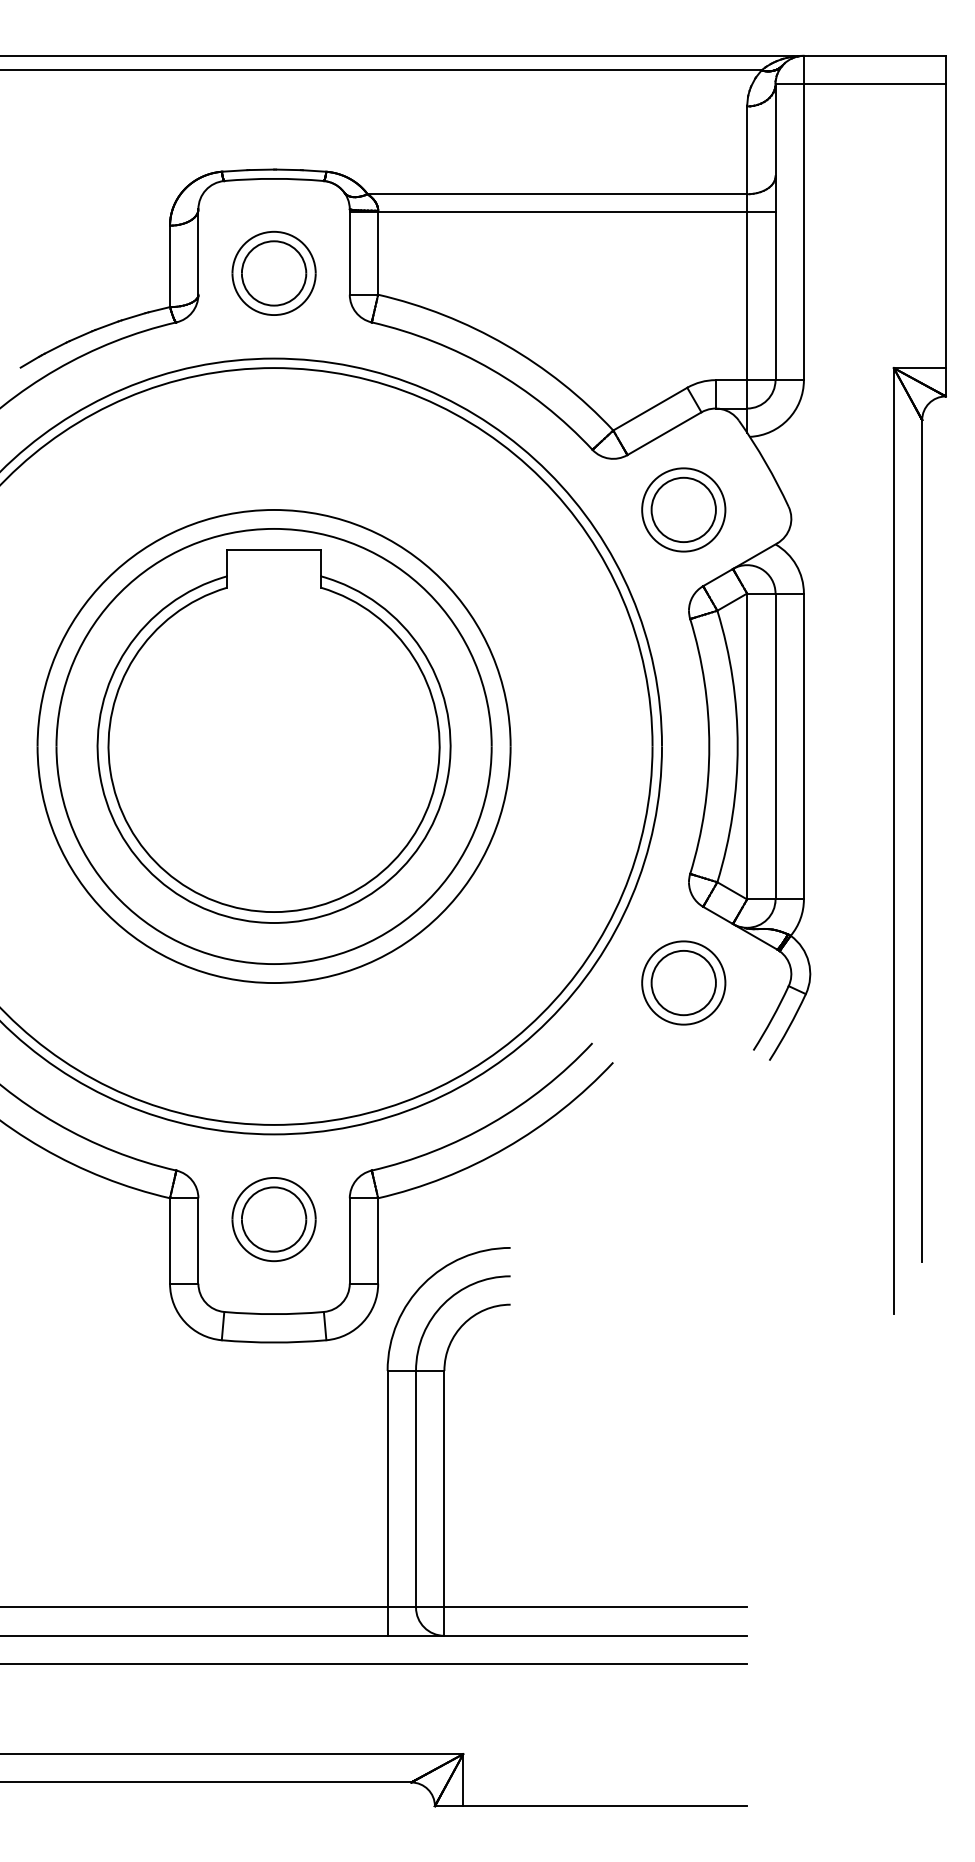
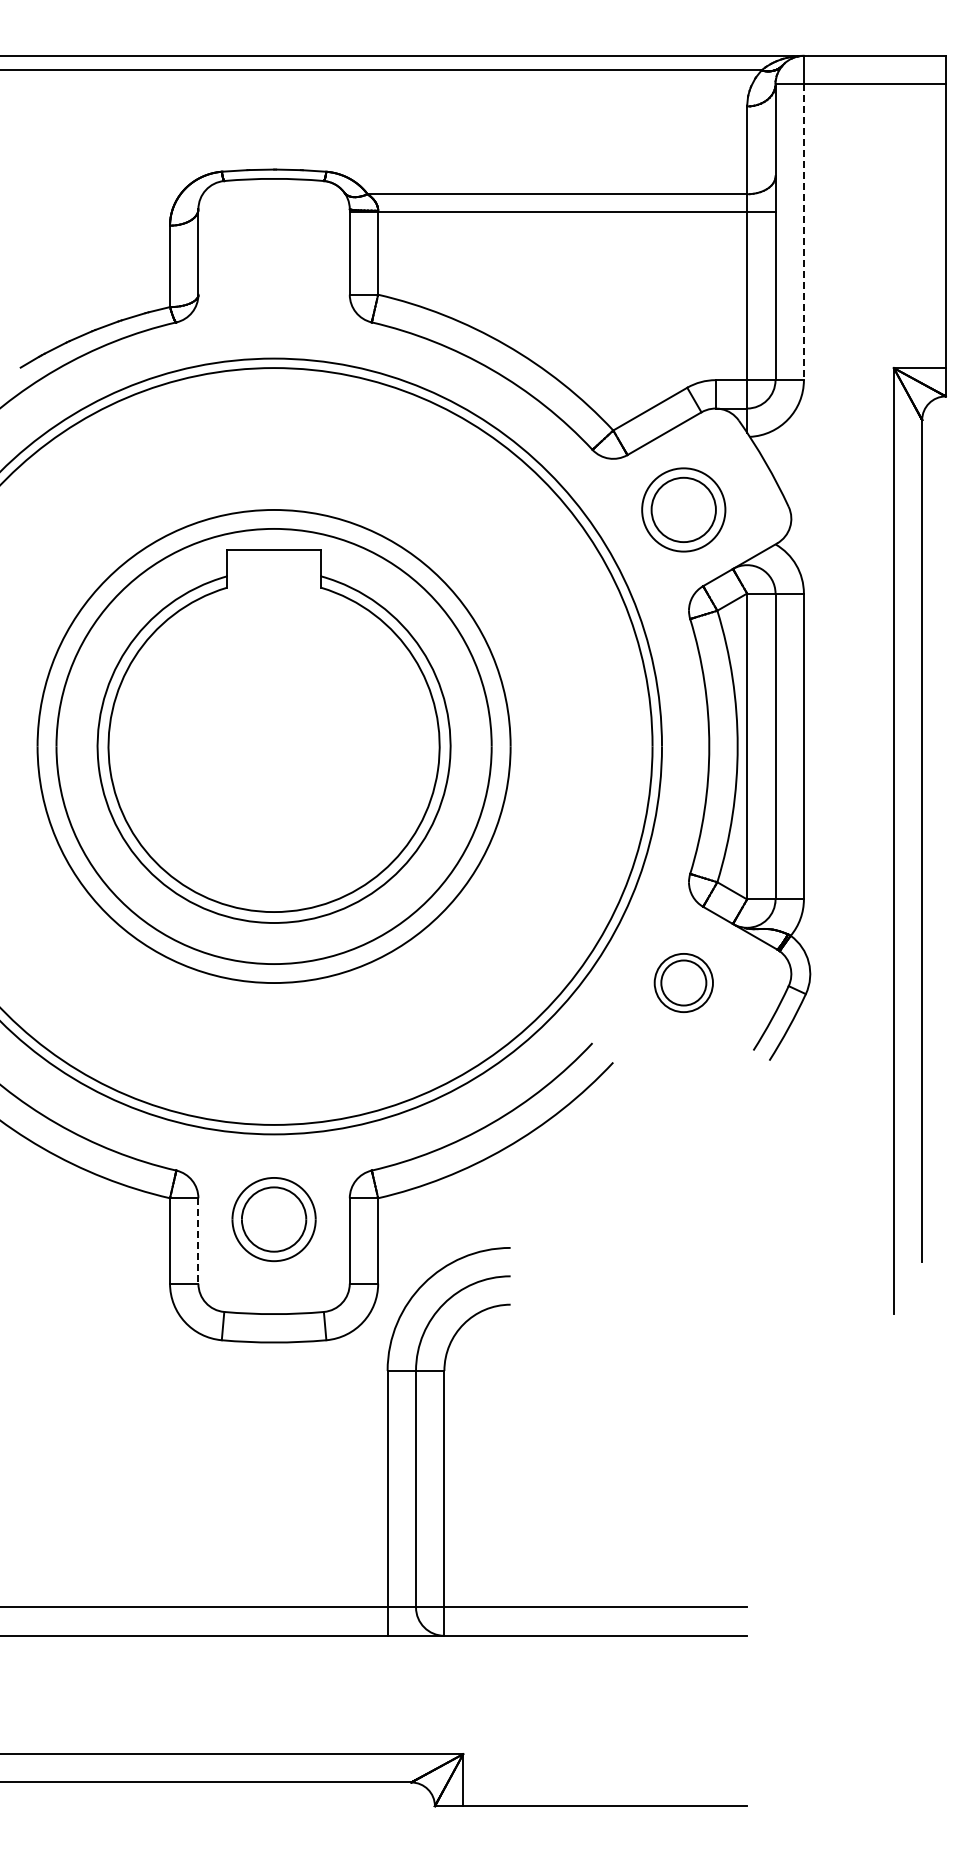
line: solid -> dashed (803, 232)
part: present -> none (273, 272)
part size: 86x86 px -> 61x60 px (683, 982)
line: solid -> dashed (198, 1240)
line: present -> none (374, 1664)
